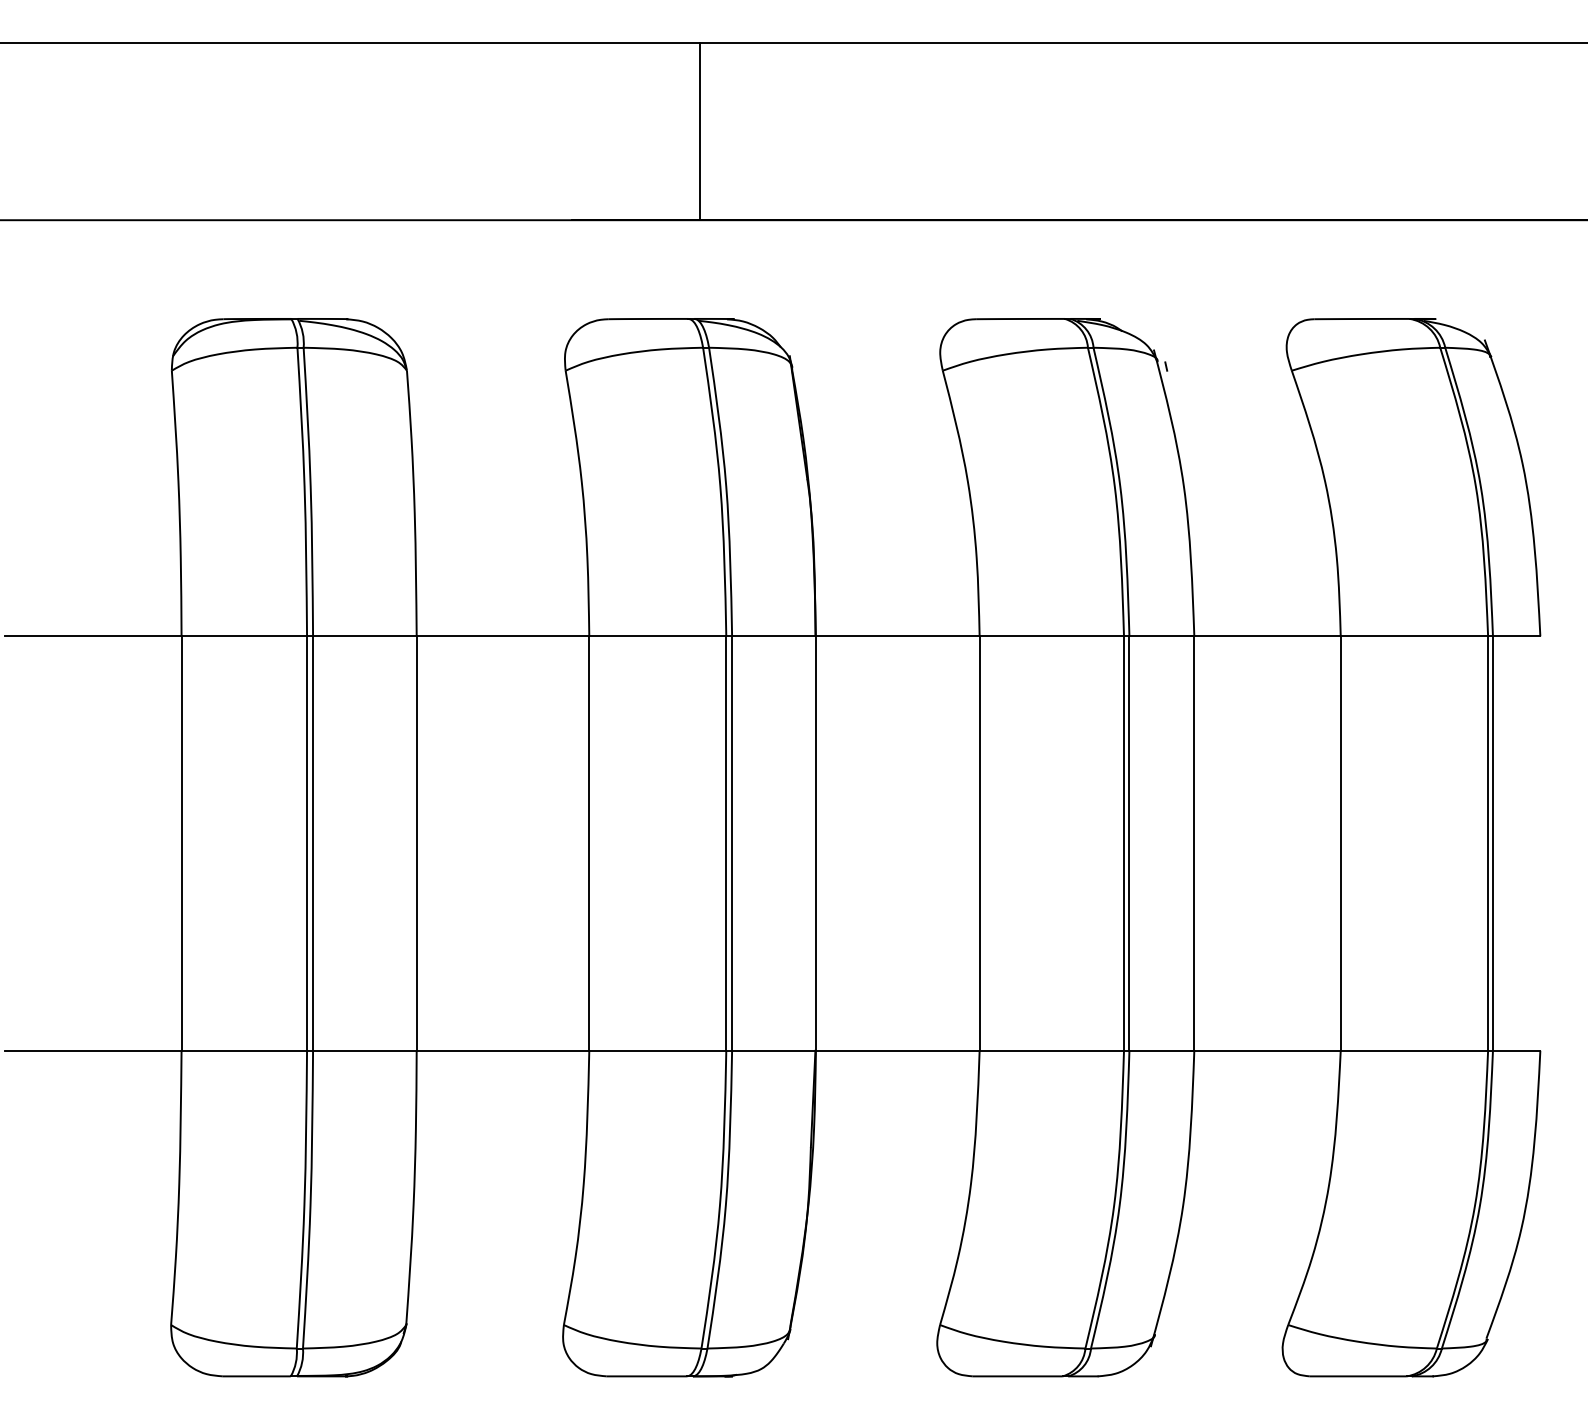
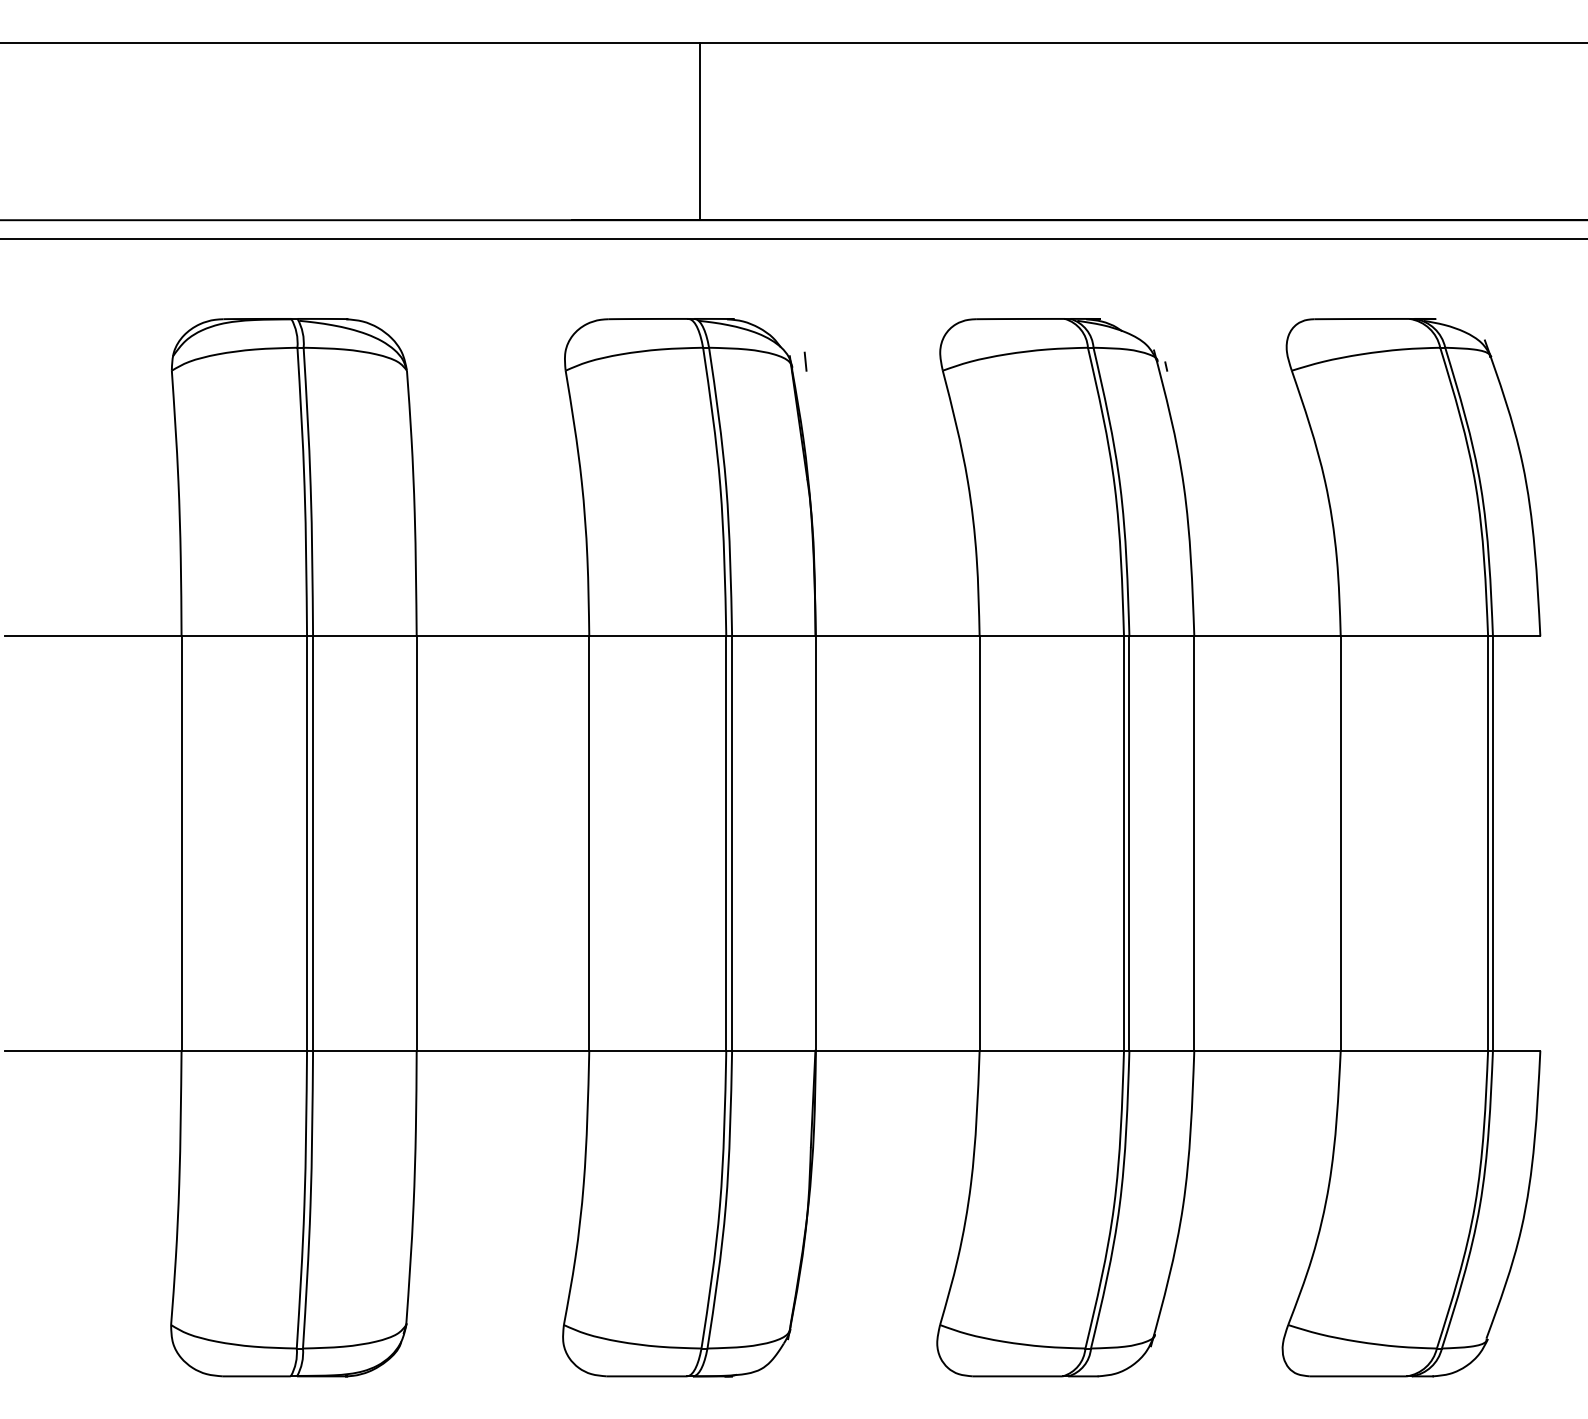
line: none -> present (793, 239)
line: none -> present (805, 361)
